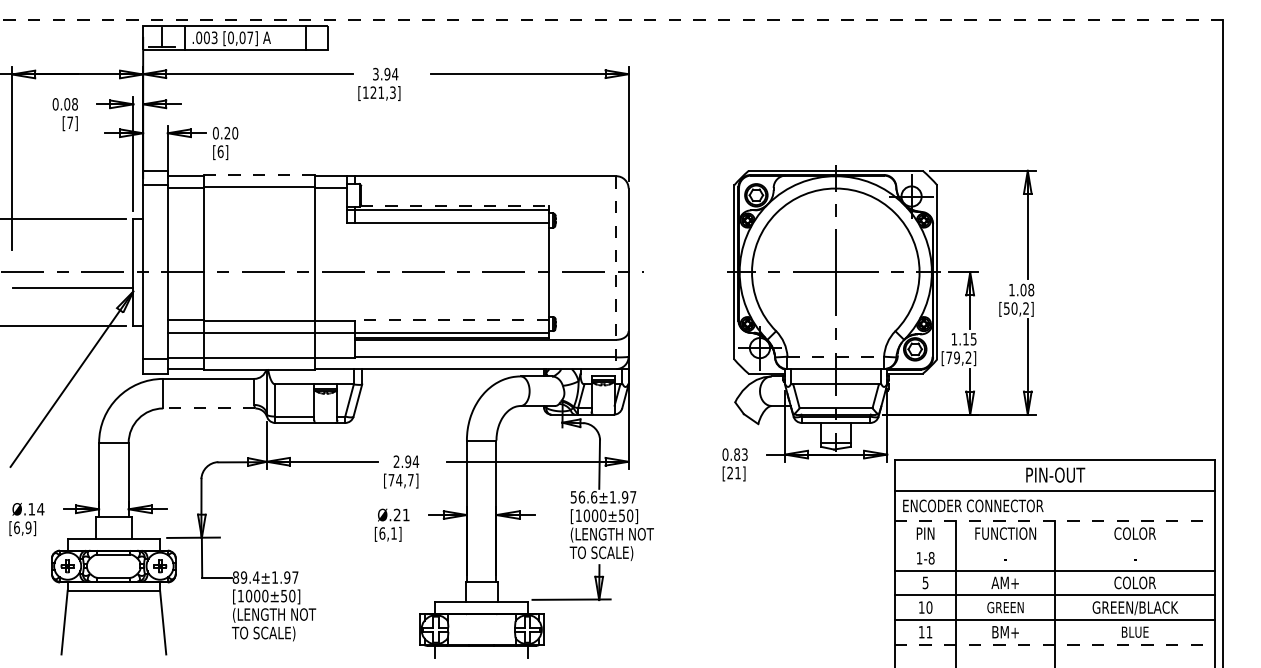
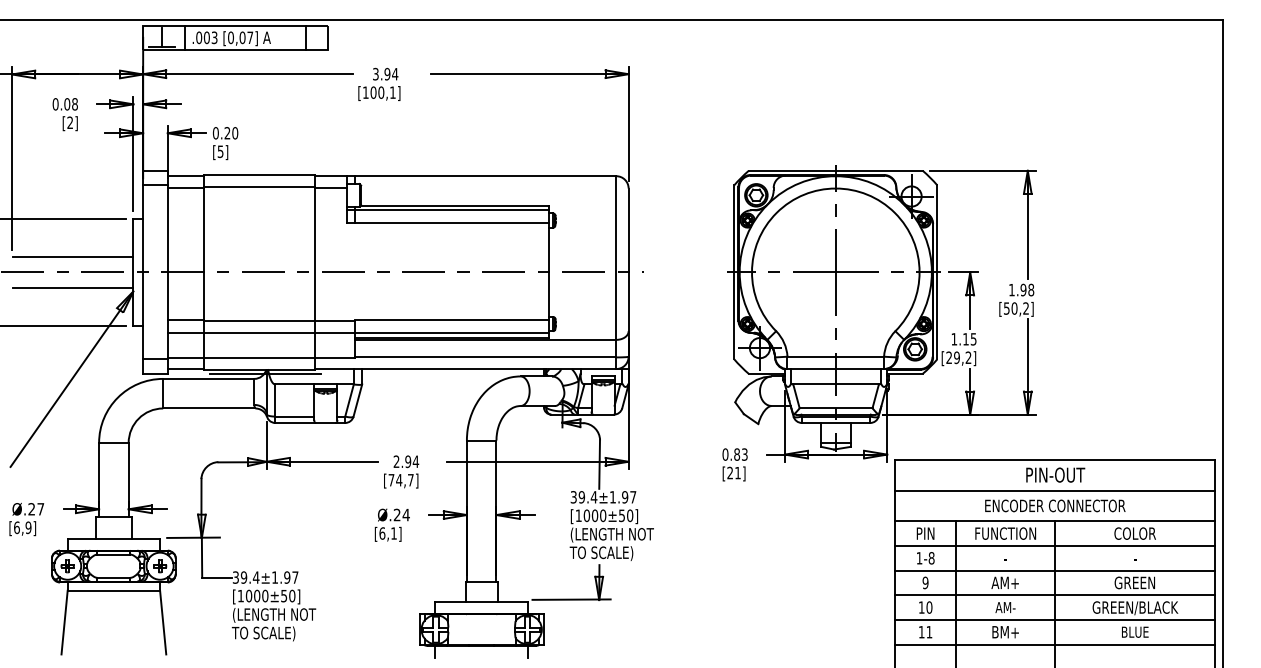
line: dashed -> solid (612, 20)
text: [121,3] -> [100,1] (382, 92)
text: [7] -> [2] (69, 122)
text: [6] -> [5] (220, 151)
line: dashed -> solid (258, 174)
line: dashed -> solid (455, 205)
line: none -> present (73, 256)
line: dashed -> solid (616, 273)
text: 1.08 -> 1.98 (1023, 290)
line: dashed -> solid (451, 320)
line: dashed -> solid (836, 356)
text: [79,2] -> [29,2] (948, 357)
line: none -> present (265, 373)
line: dashed -> solid (208, 408)
text: 56.6±1.97 -> 39.4±1.97 (584, 497)
text position: (973, 505) -> (1055, 505) (1055, 505)
text: Ø.14 -> Ø.27 (36, 509)
text: Ø.21 -> Ø.24 (405, 515)
line: dashed -> solid (1055, 521)
line: none -> present (1054, 545)
text: 89.4±1.97 -> 39.4±1.97 (235, 577)
text: 5 -> 9 (925, 582)
text: COLOR -> GREEN (1134, 582)
text: GREEN -> AM- (1005, 607)
line: dashed -> solid (1055, 644)
